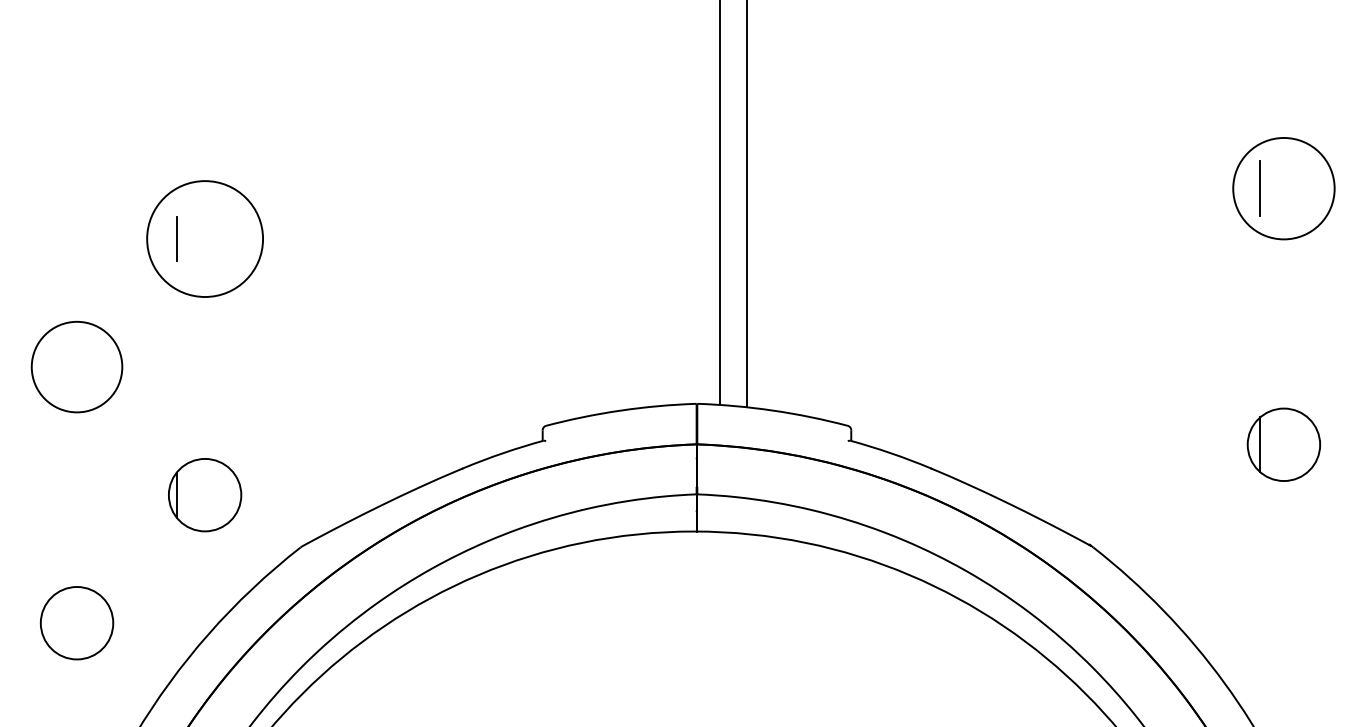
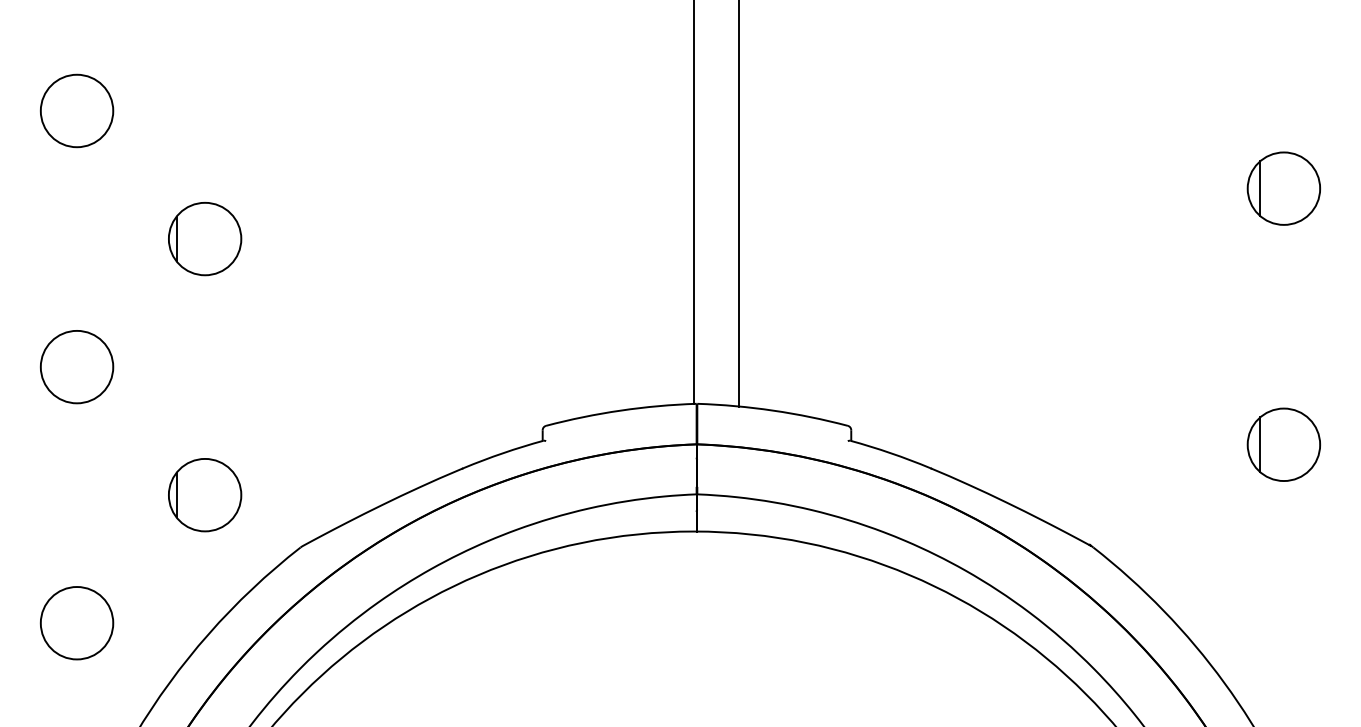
circle: none -> present (77, 110)
circle diameter: 101 px -> 72 px (1283, 188)
line position: (720, 202) -> (694, 202) (694, 202)
line position: (747, 204) -> (739, 204) (739, 204)
circle diameter: 116 px -> 72 px (204, 238)
circle diameter: 91 px -> 72 px (76, 366)
